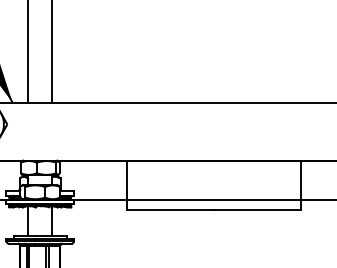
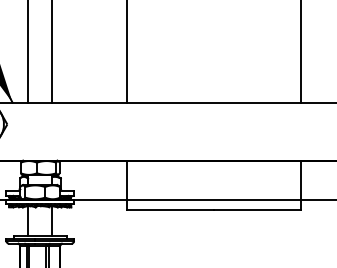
line: none -> present (127, 52)
line: none -> present (301, 52)
